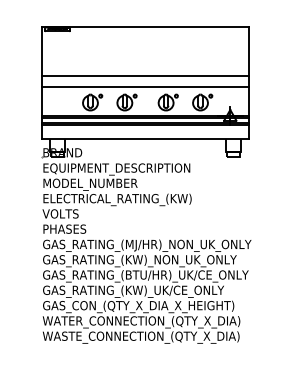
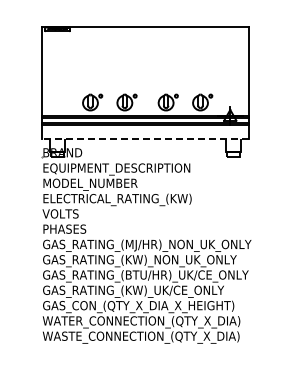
line: present -> none (145, 75)
line: present -> none (145, 87)
line: solid -> dashed (144, 139)
